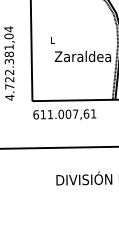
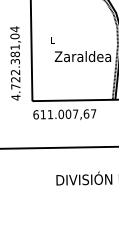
text position: (9, 63) -> (15, 63) (15, 63)
text: 611.007,61 -> 611.007,67 (93, 113)
